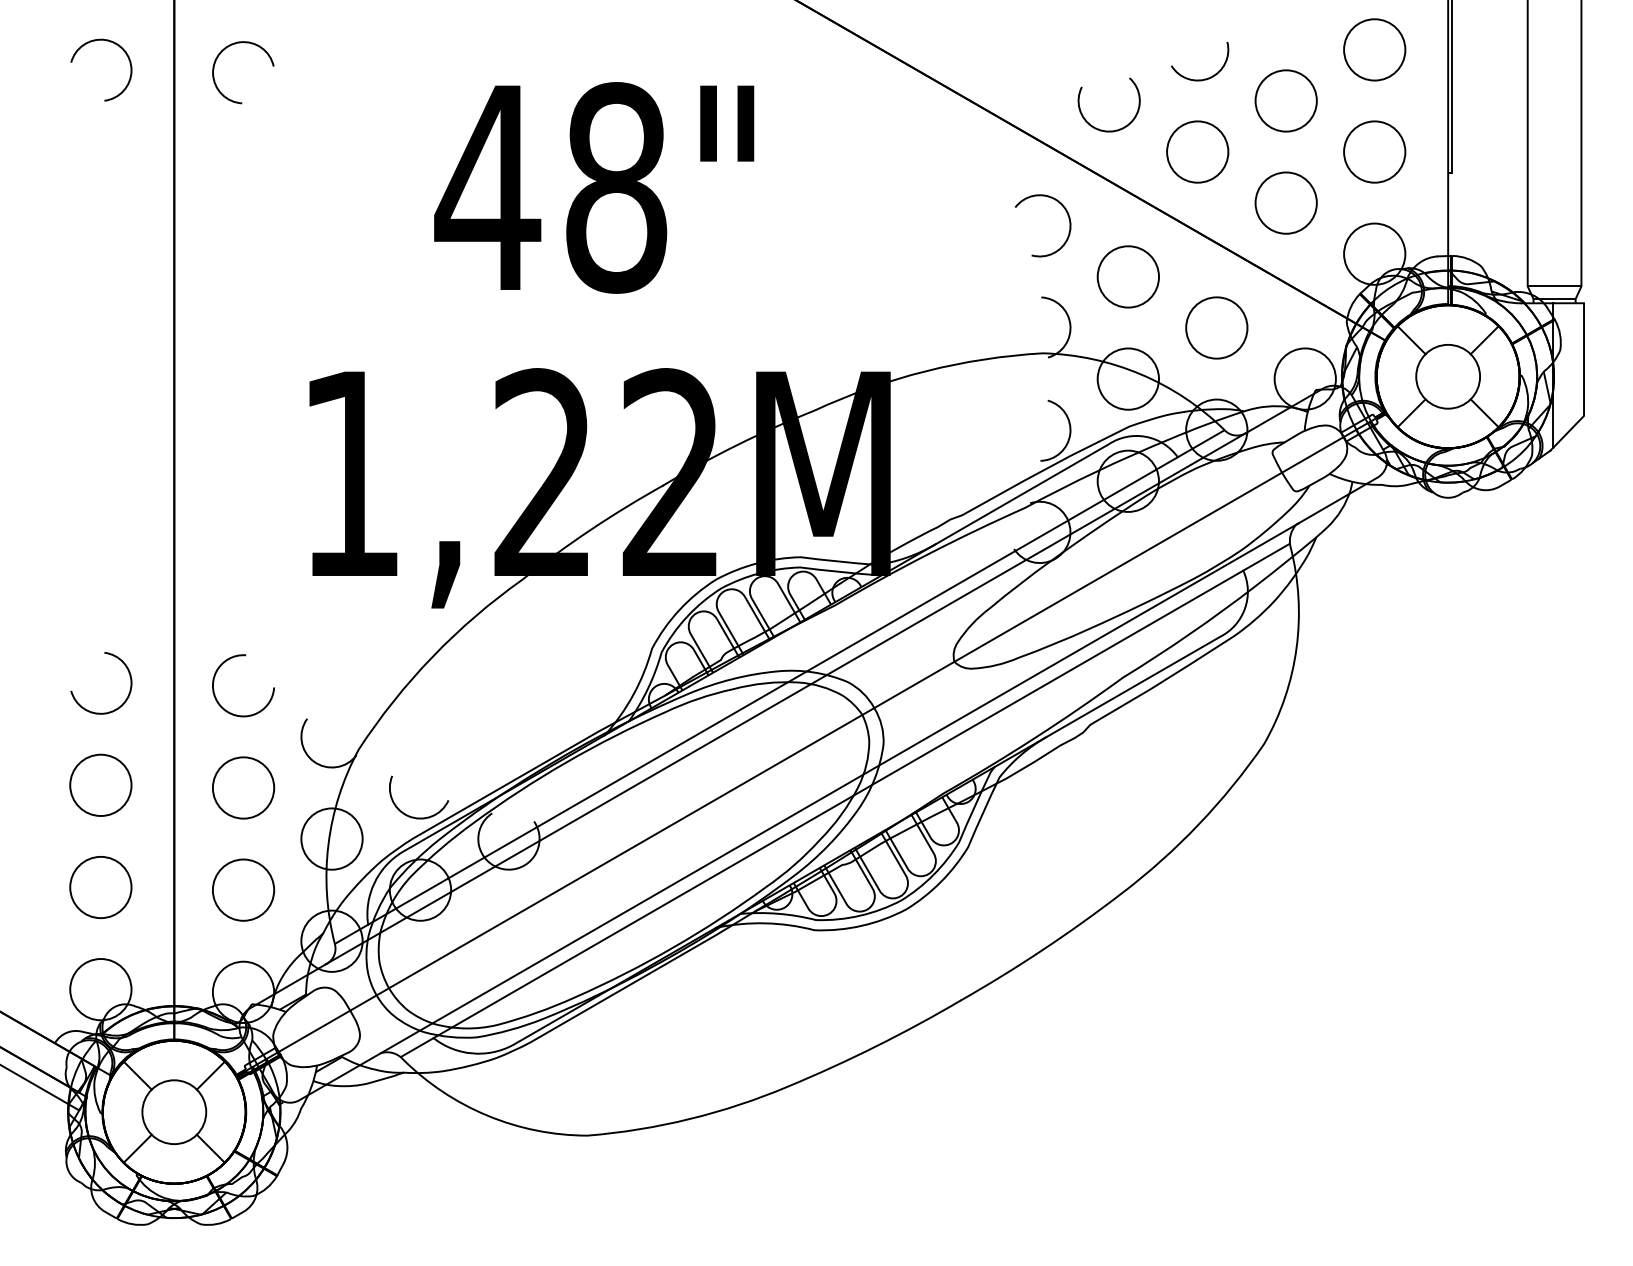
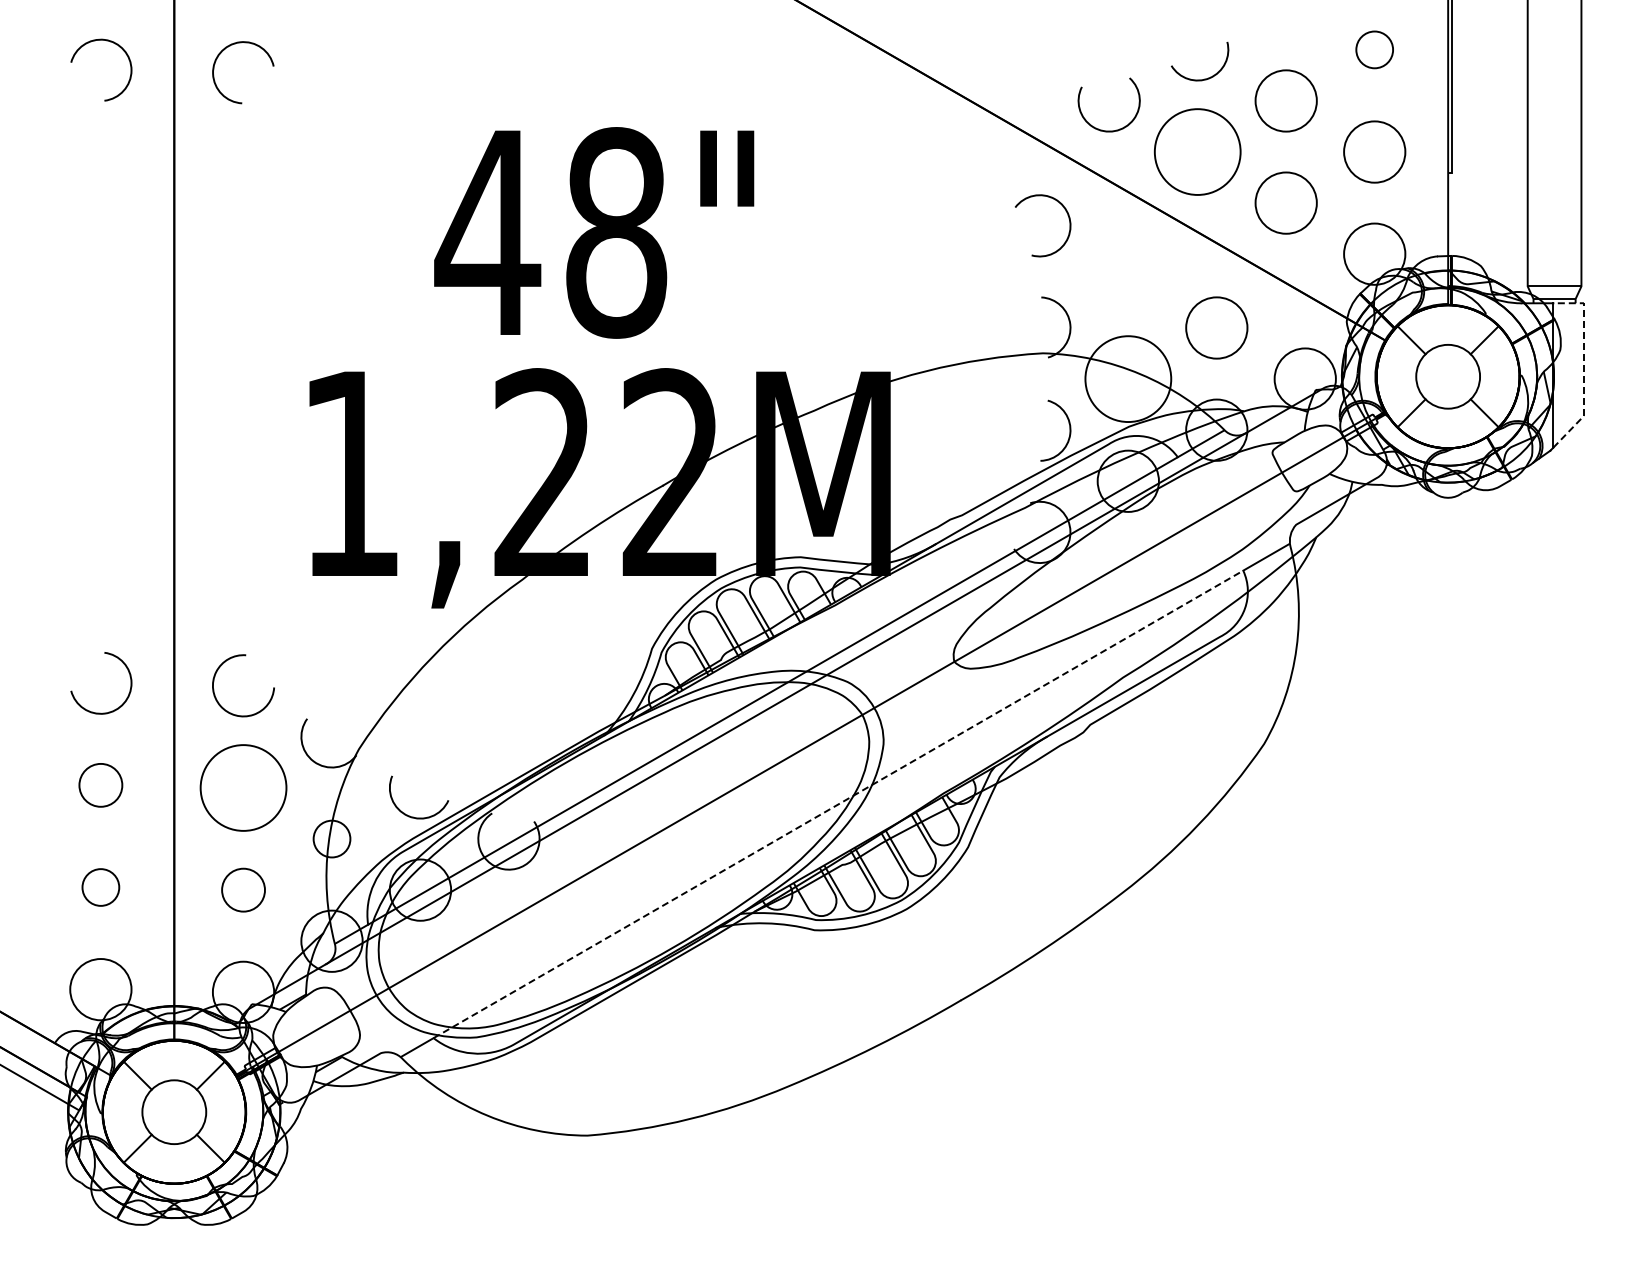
circle diameter: 61 px -> 37 px (1374, 49)
circle diameter: 61 px -> 86 px (1197, 151)
text position: (594, 187) -> (594, 232) (594, 232)
circle: present -> none (1127, 276)
line: solid -> dashed (1584, 366)
circle diameter: 61 px -> 86 px (1128, 379)
circle diameter: 61 px -> 43 px (100, 784)
circle diameter: 61 px -> 86 px (243, 787)
line: present -> none (839, 788)
line: solid -> dashed (838, 804)
circle diameter: 61 px -> 37 px (331, 838)
circle diameter: 61 px -> 37 px (100, 887)
circle diameter: 61 px -> 43 px (243, 889)
